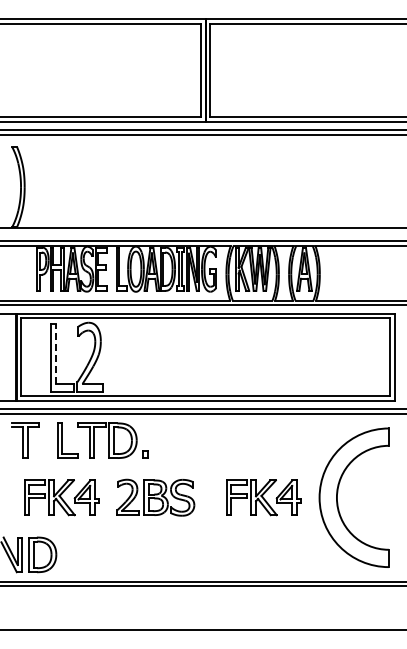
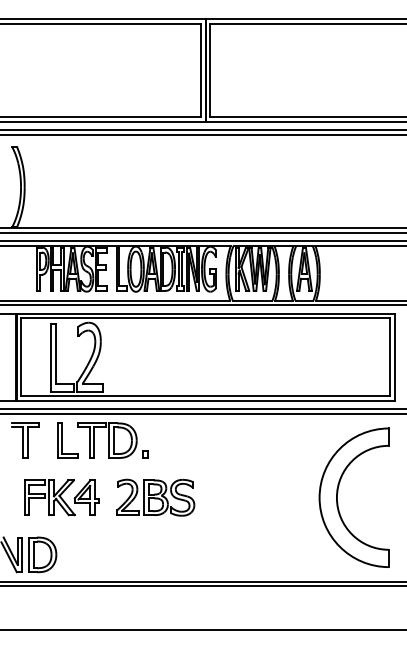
line: none -> present (202, 232)
line: dashed -> solid (56, 353)
part: present -> none (263, 497)
